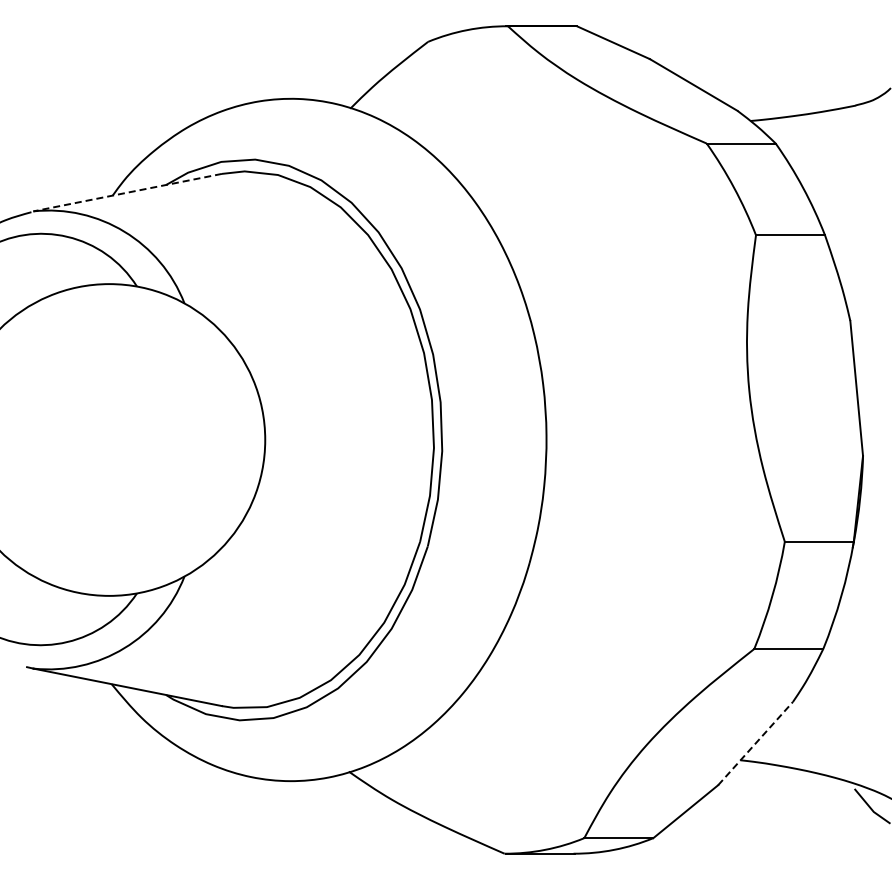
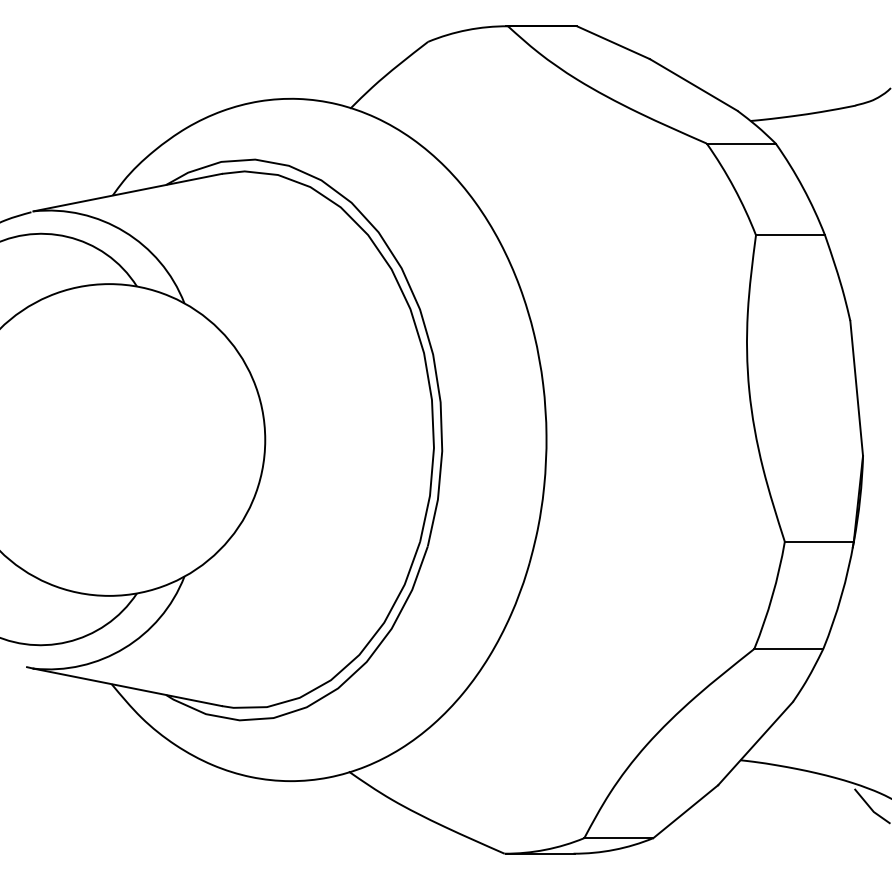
line: dashed -> solid (127, 192)
line: dashed -> solid (755, 743)
